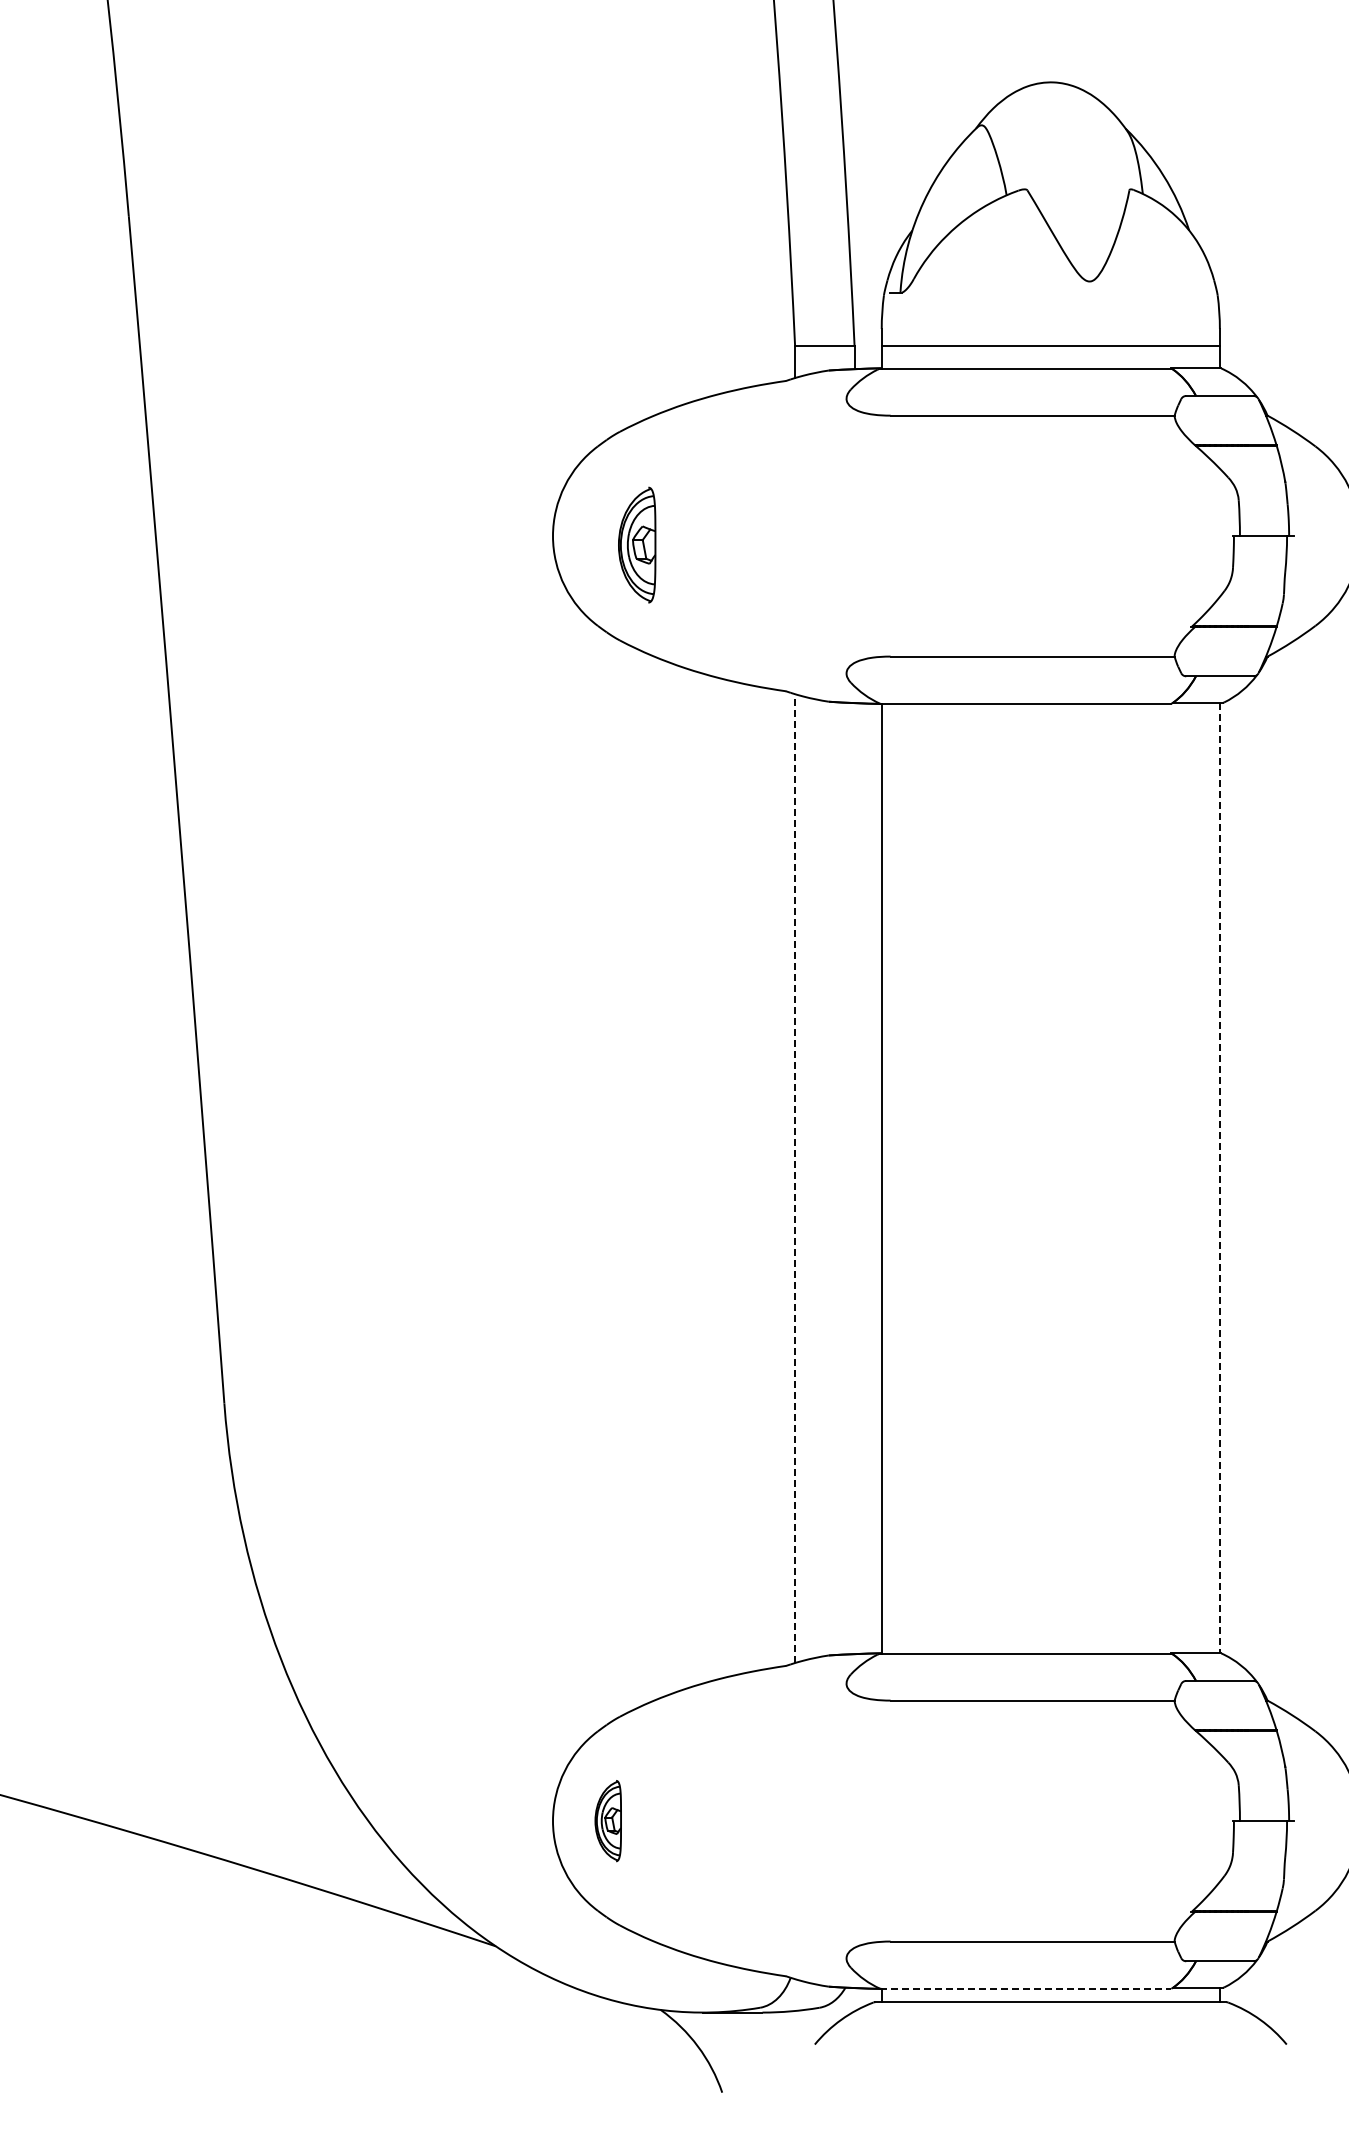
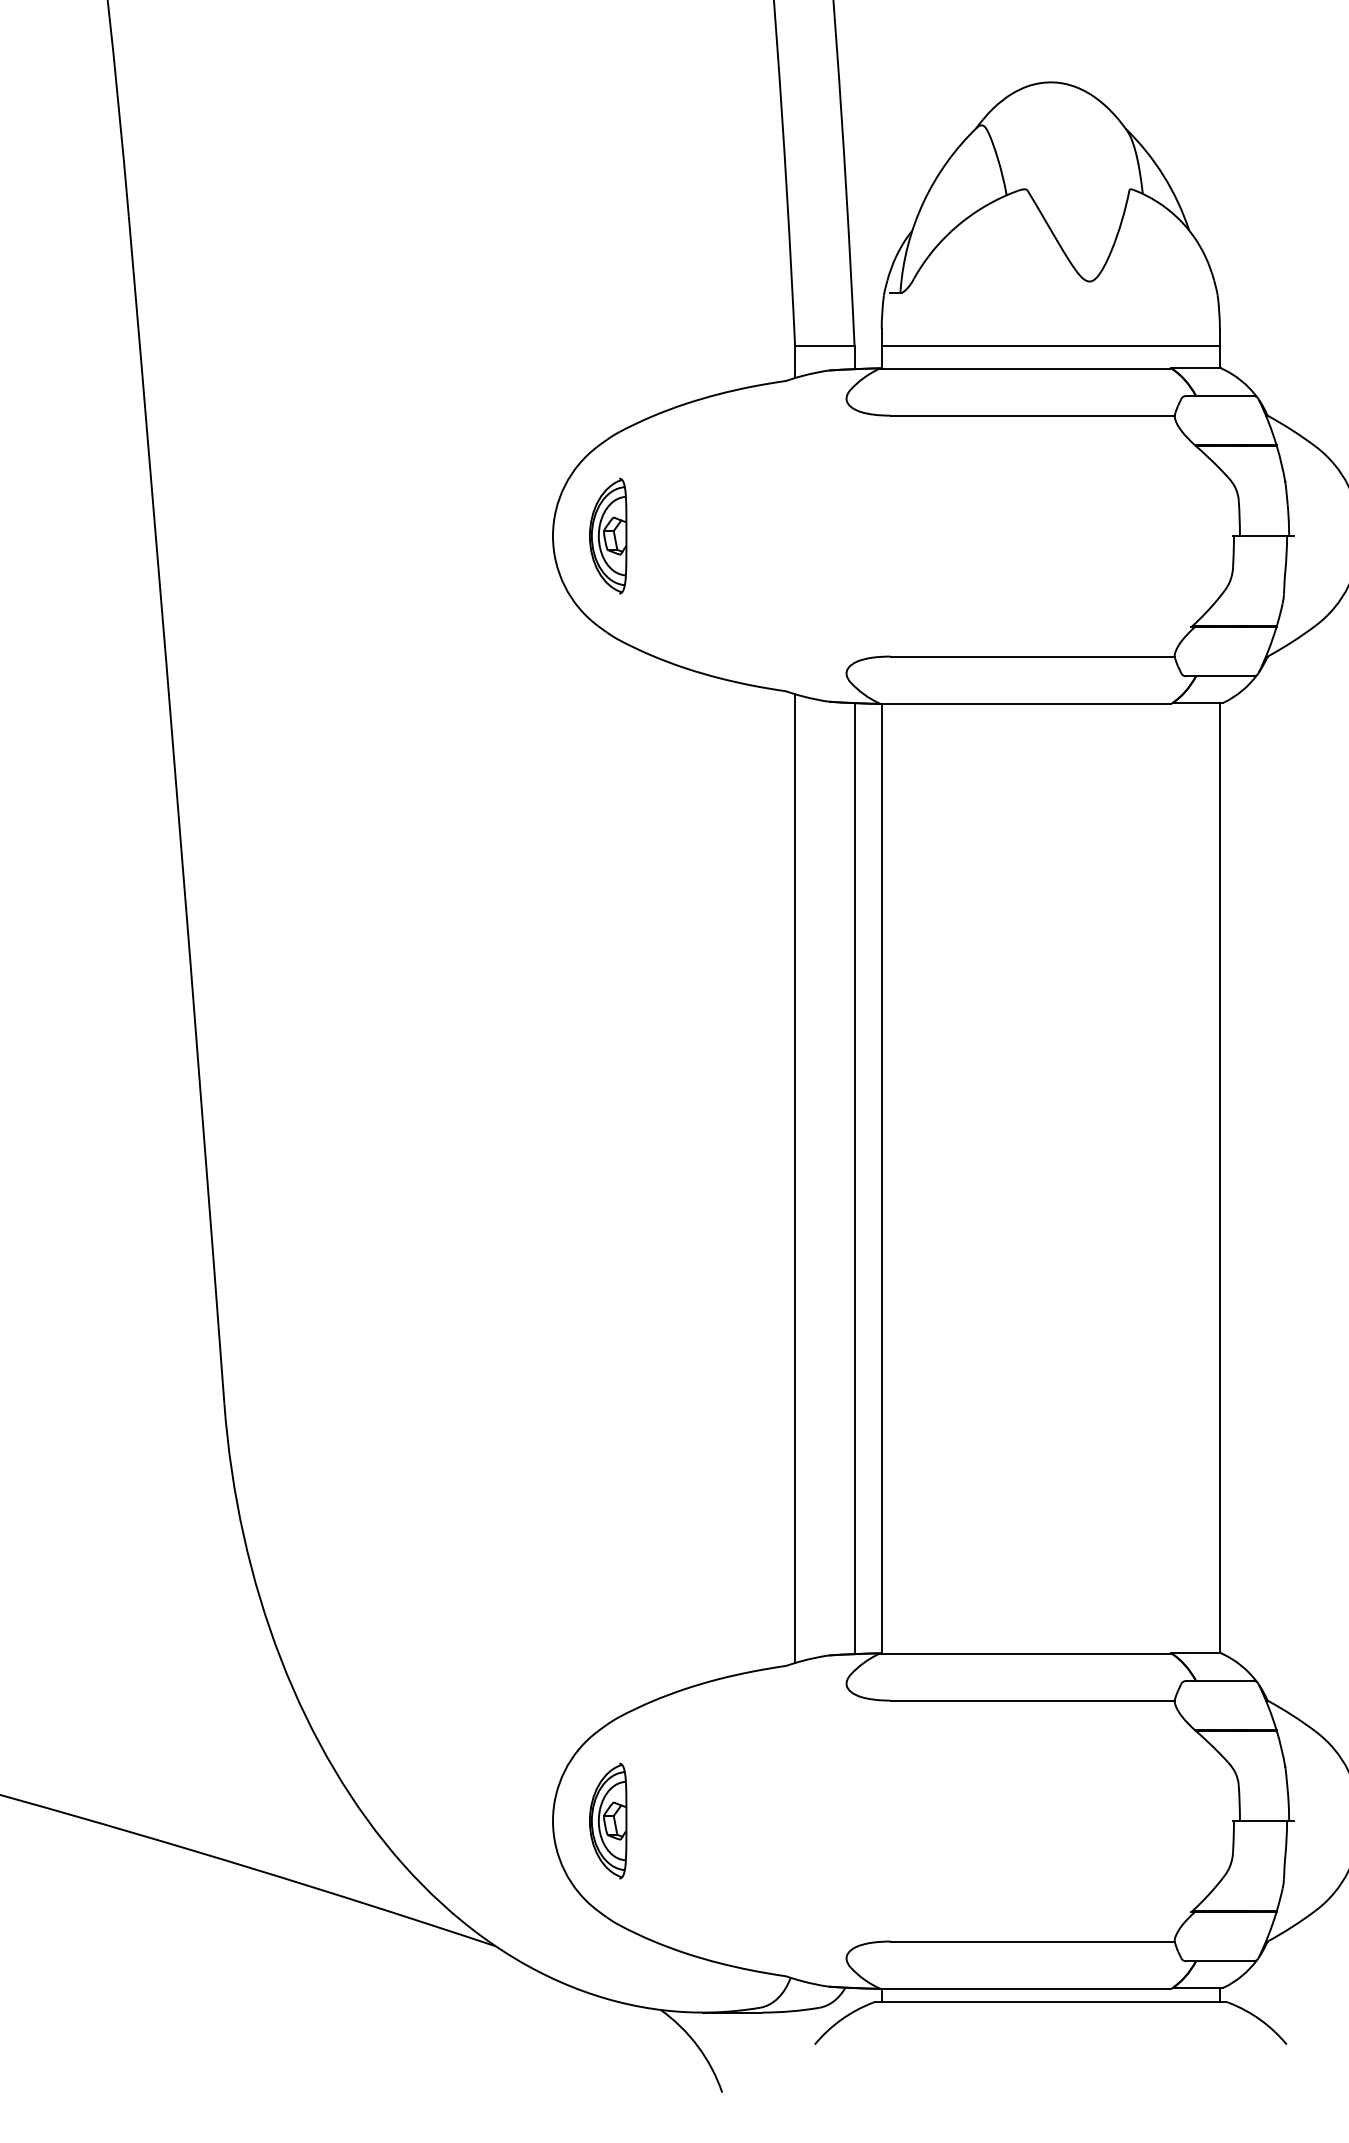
part position: (637, 544) -> (608, 535) (608, 535)
line: dashed -> solid (795, 1178)
line: none -> present (854, 1178)
line: dashed -> solid (1219, 1178)
part size: 28x83 px -> 39x118 px (608, 1820)
line: dashed -> solid (1025, 1988)
